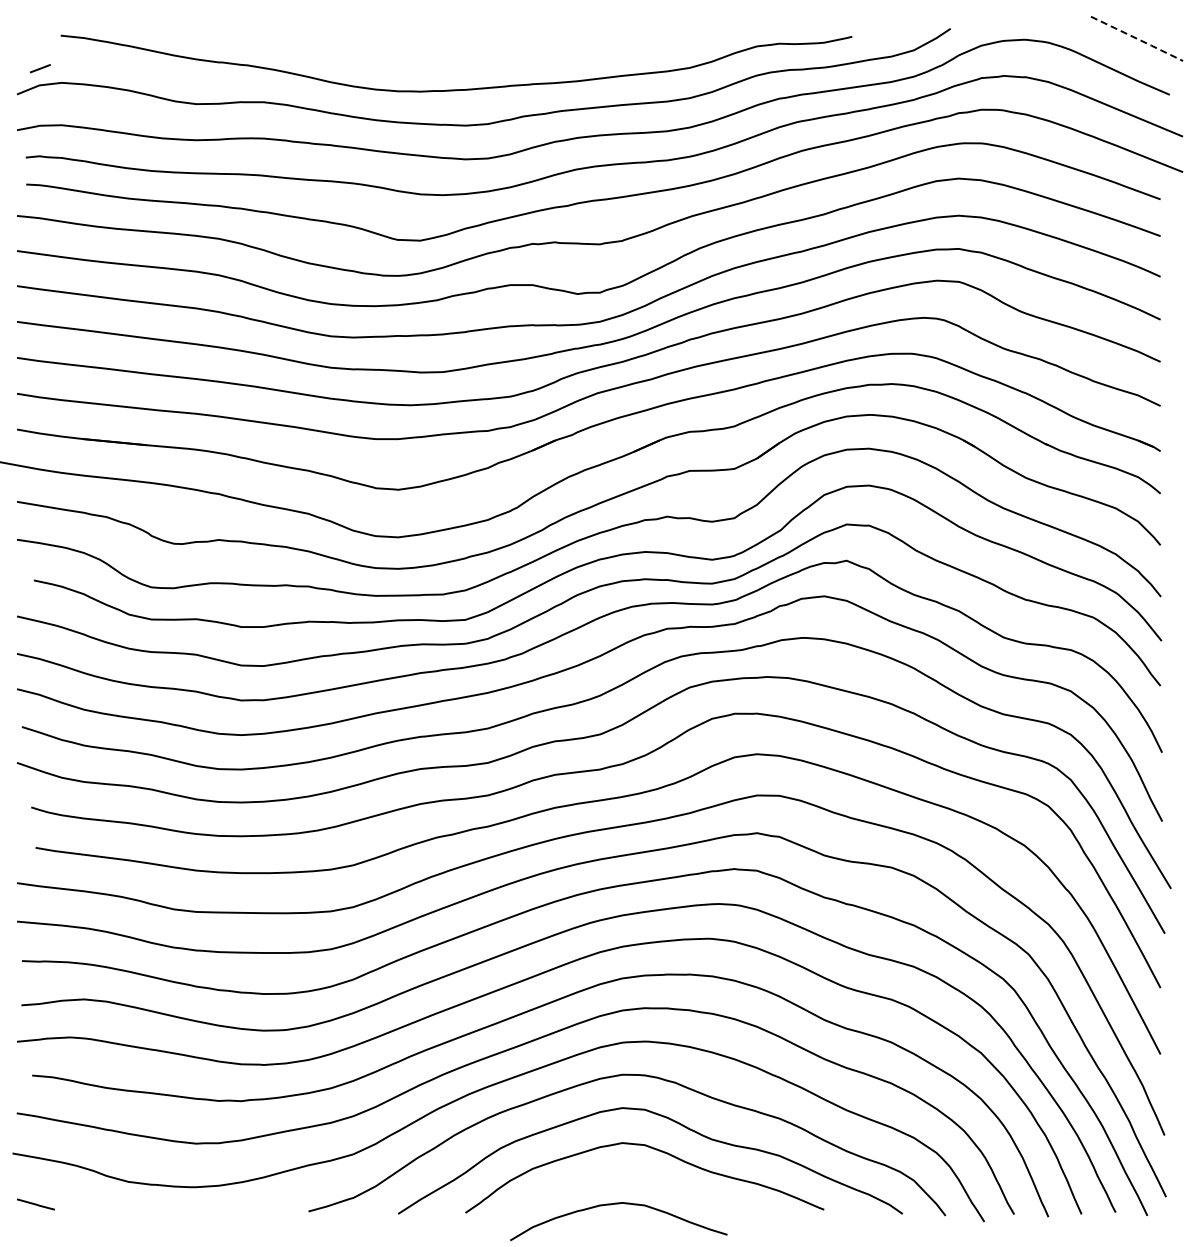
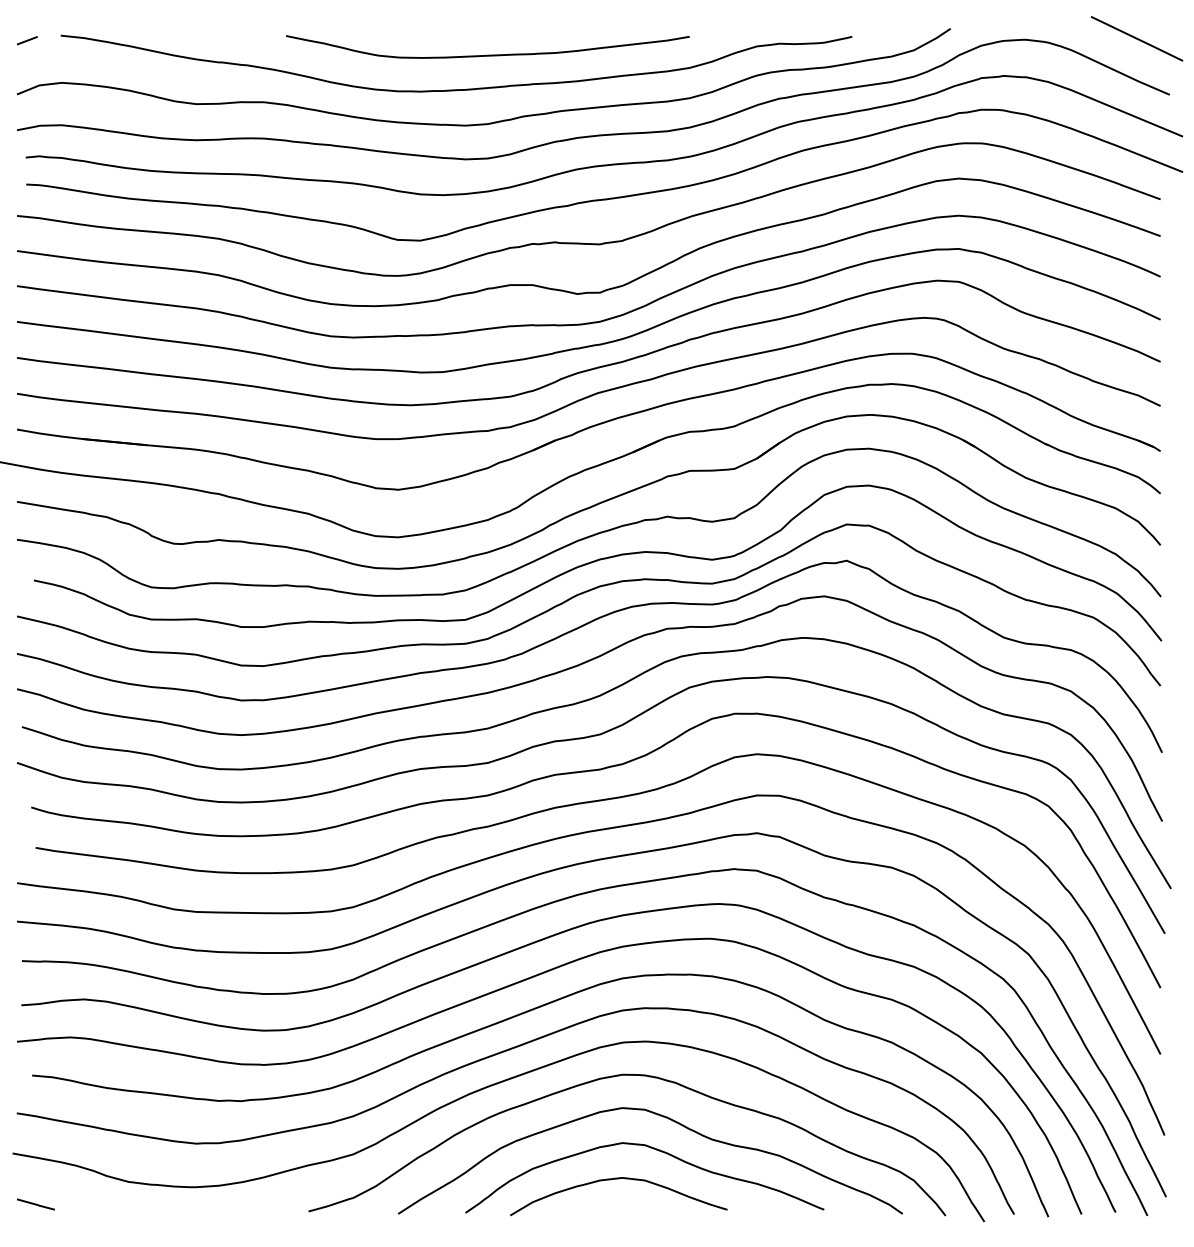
line: dashed -> solid (1137, 38)
curve: none -> present (487, 54)
line position: (40, 68) -> (27, 40) (27, 40)
curve position: (618, 1204) -> (618, 1179) (618, 1179)
